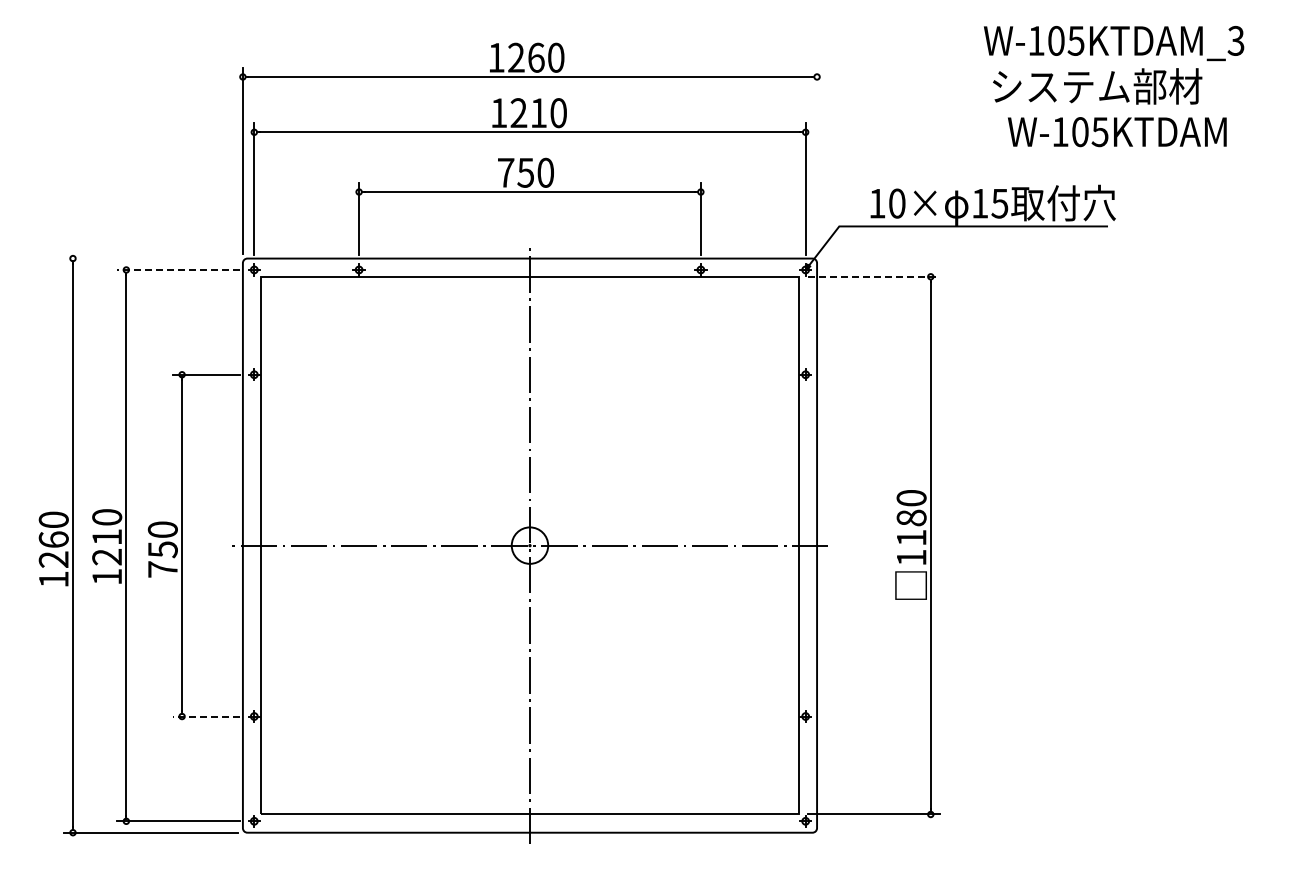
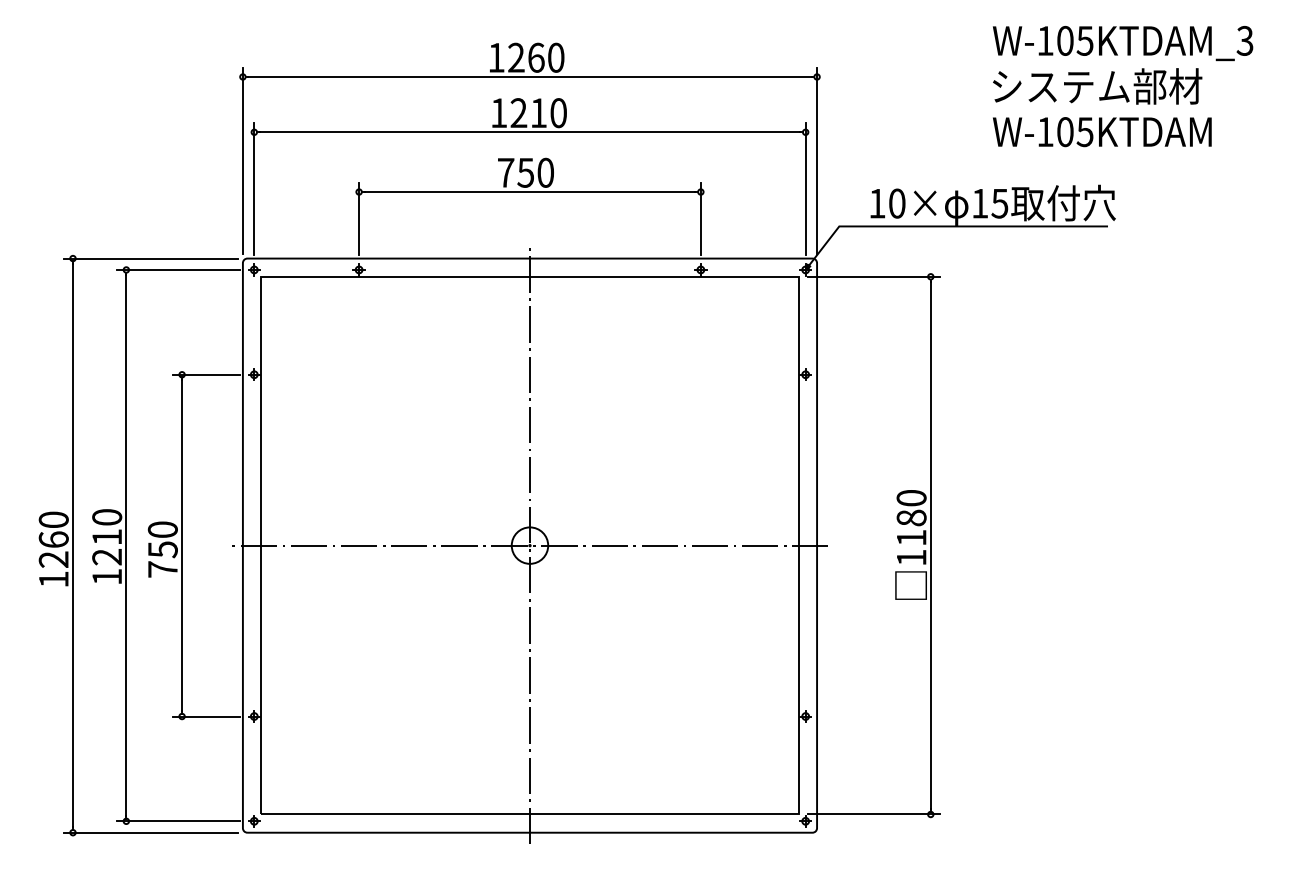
text position: (1114, 43) -> (1123, 43) (1123, 43)
text position: (1117, 132) -> (1102, 132) (1102, 132)
line: none -> present (817, 160)
line: none -> present (150, 258)
line: dashed -> solid (177, 269)
line: dashed -> solid (873, 276)
line: dashed -> solid (205, 716)
